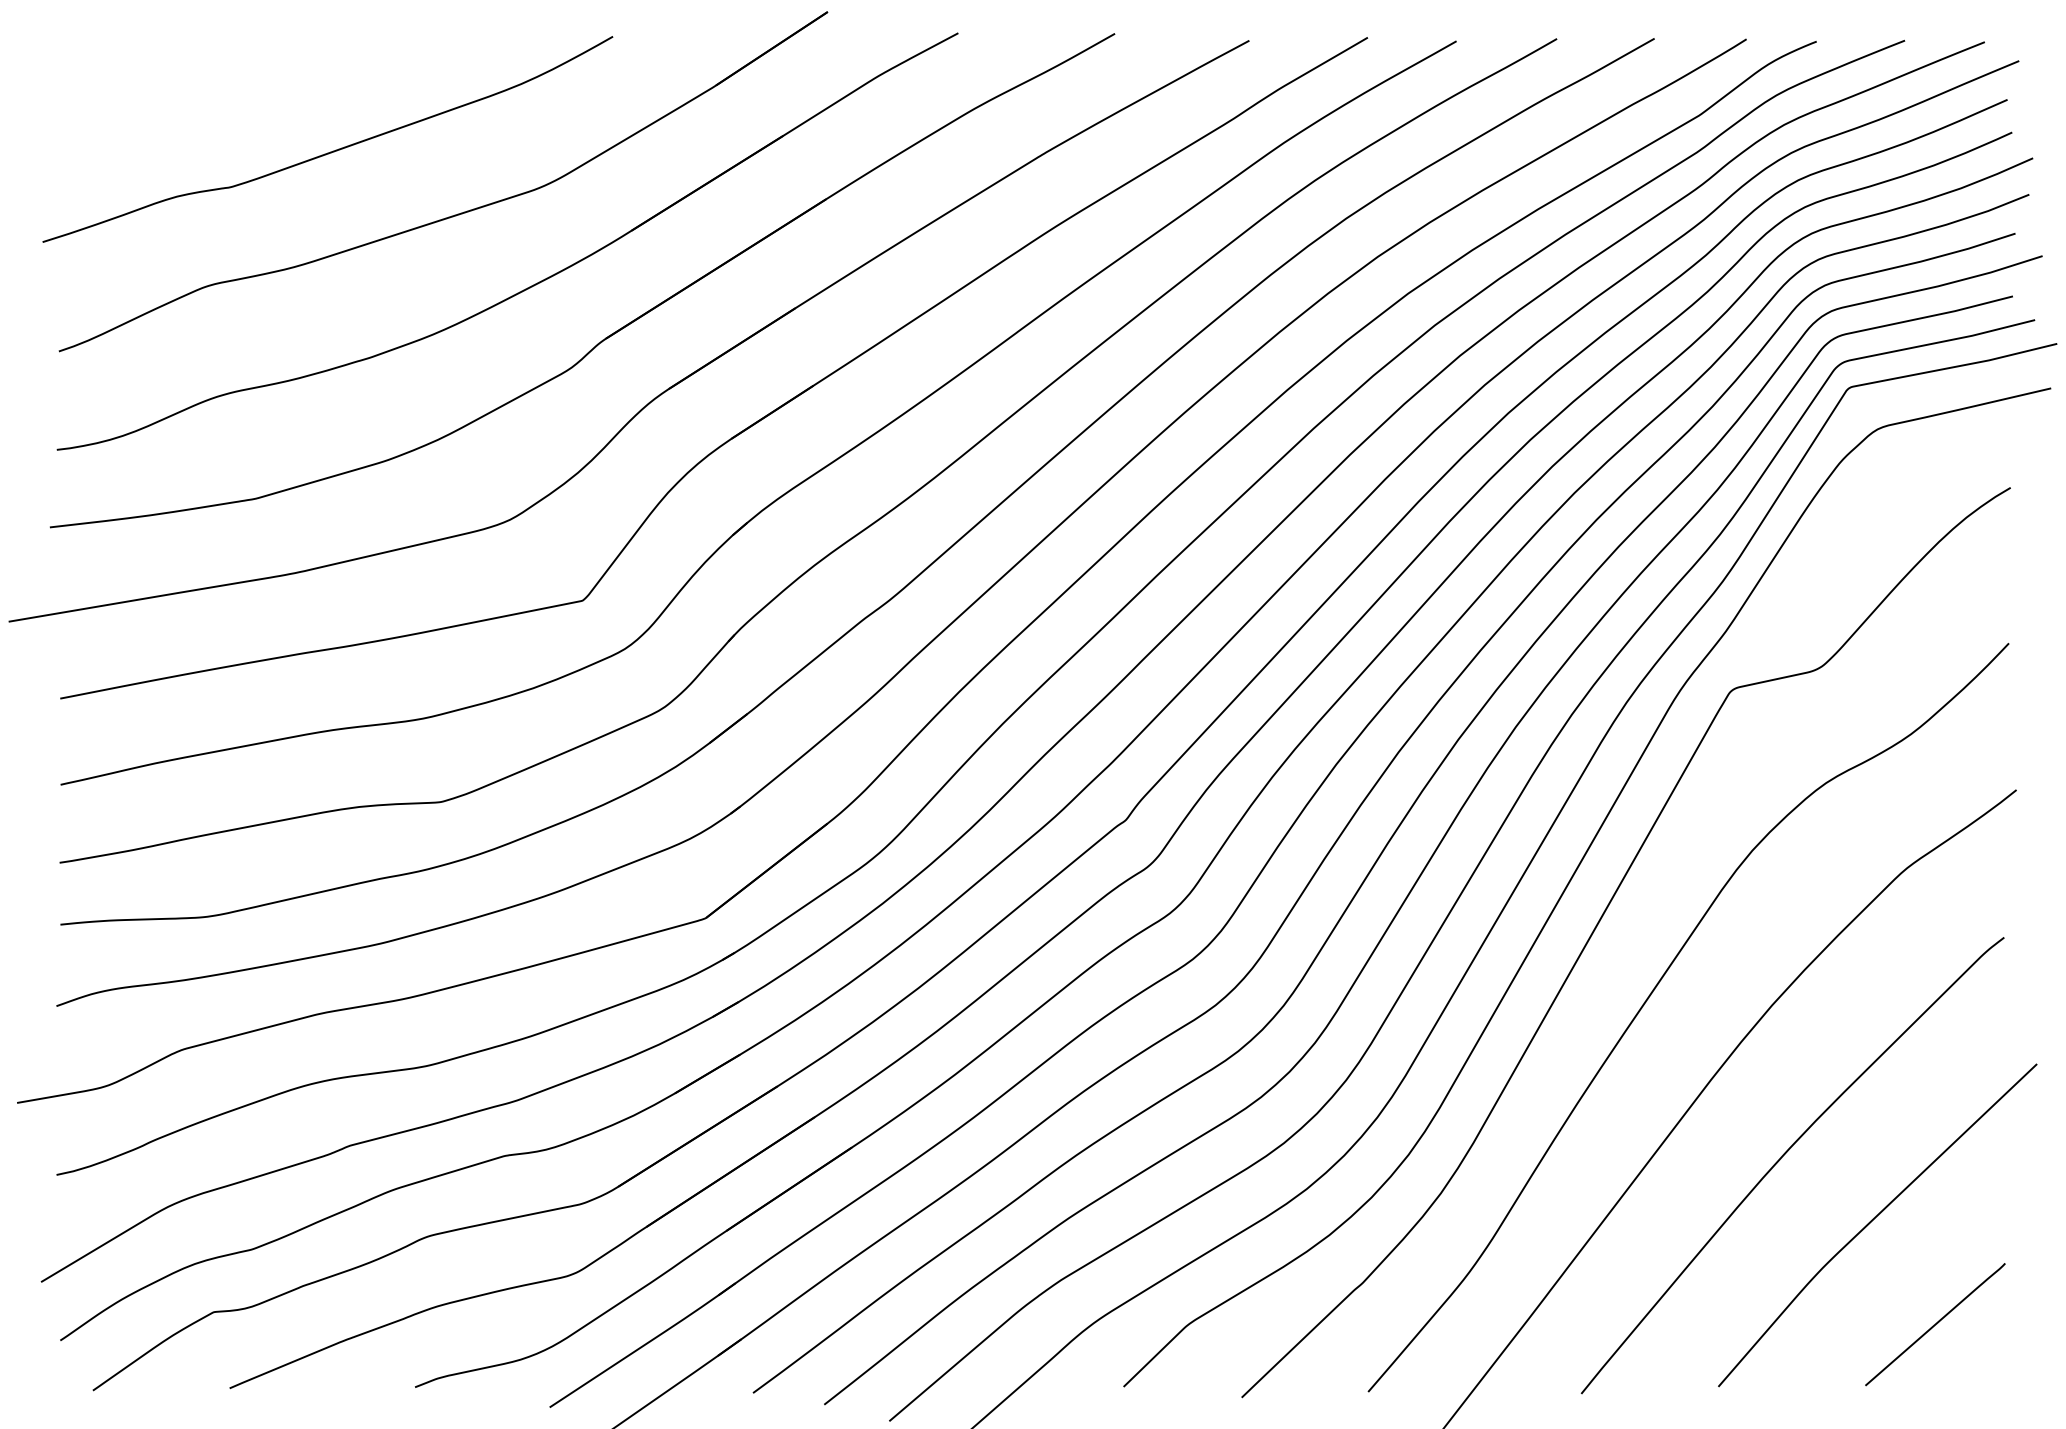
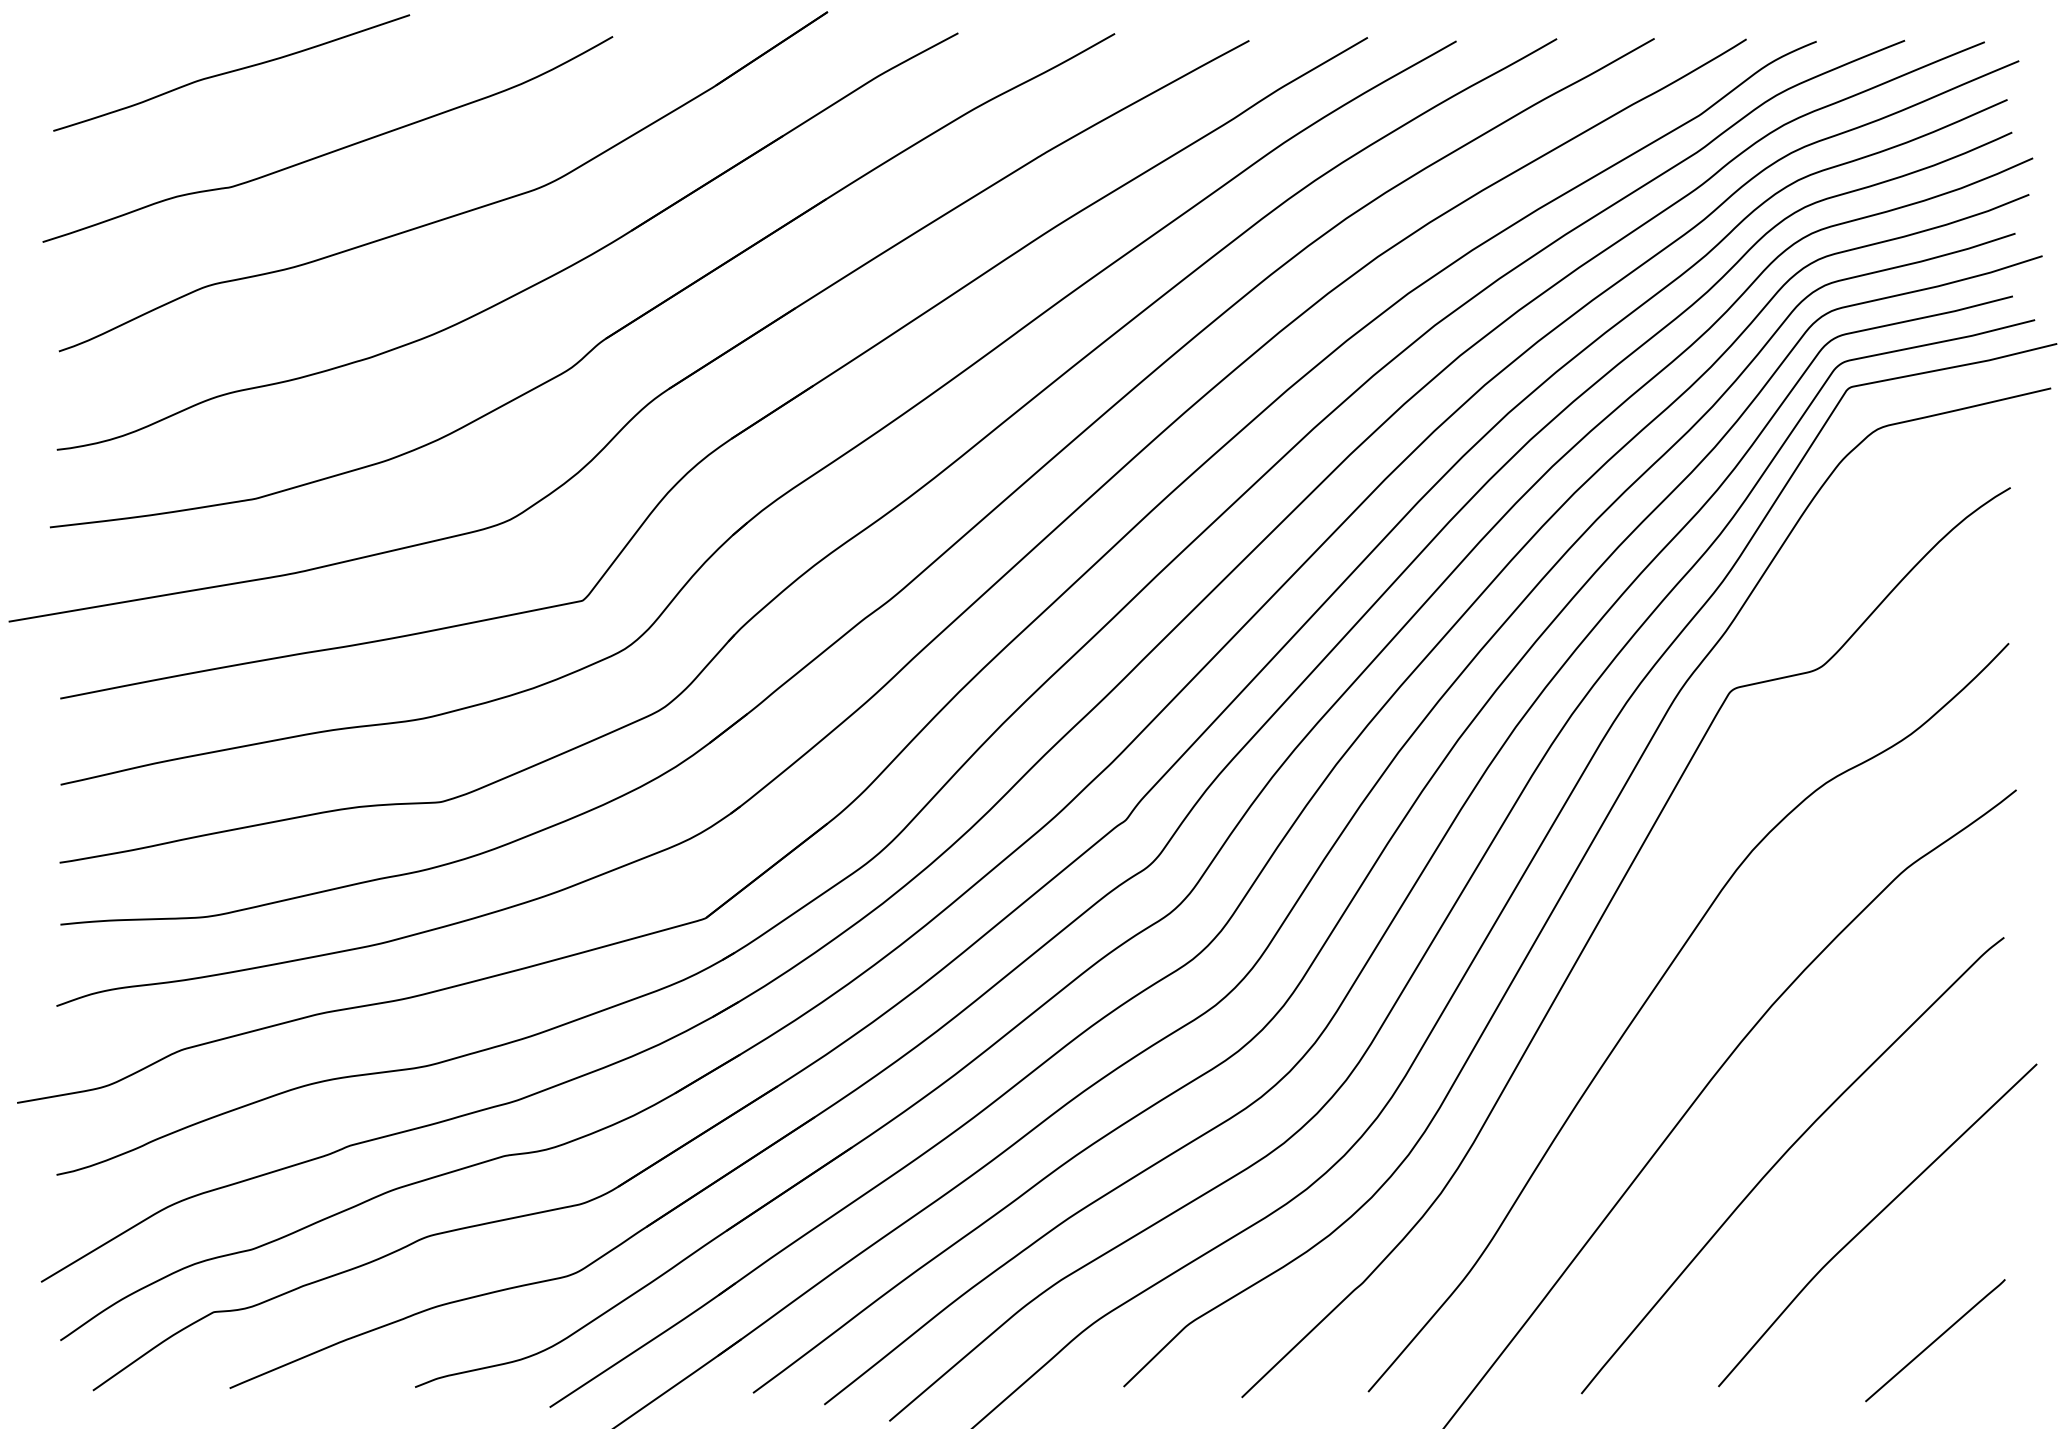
curve: none -> present (231, 72)
line position: (1935, 1324) -> (1935, 1340) (1935, 1340)
